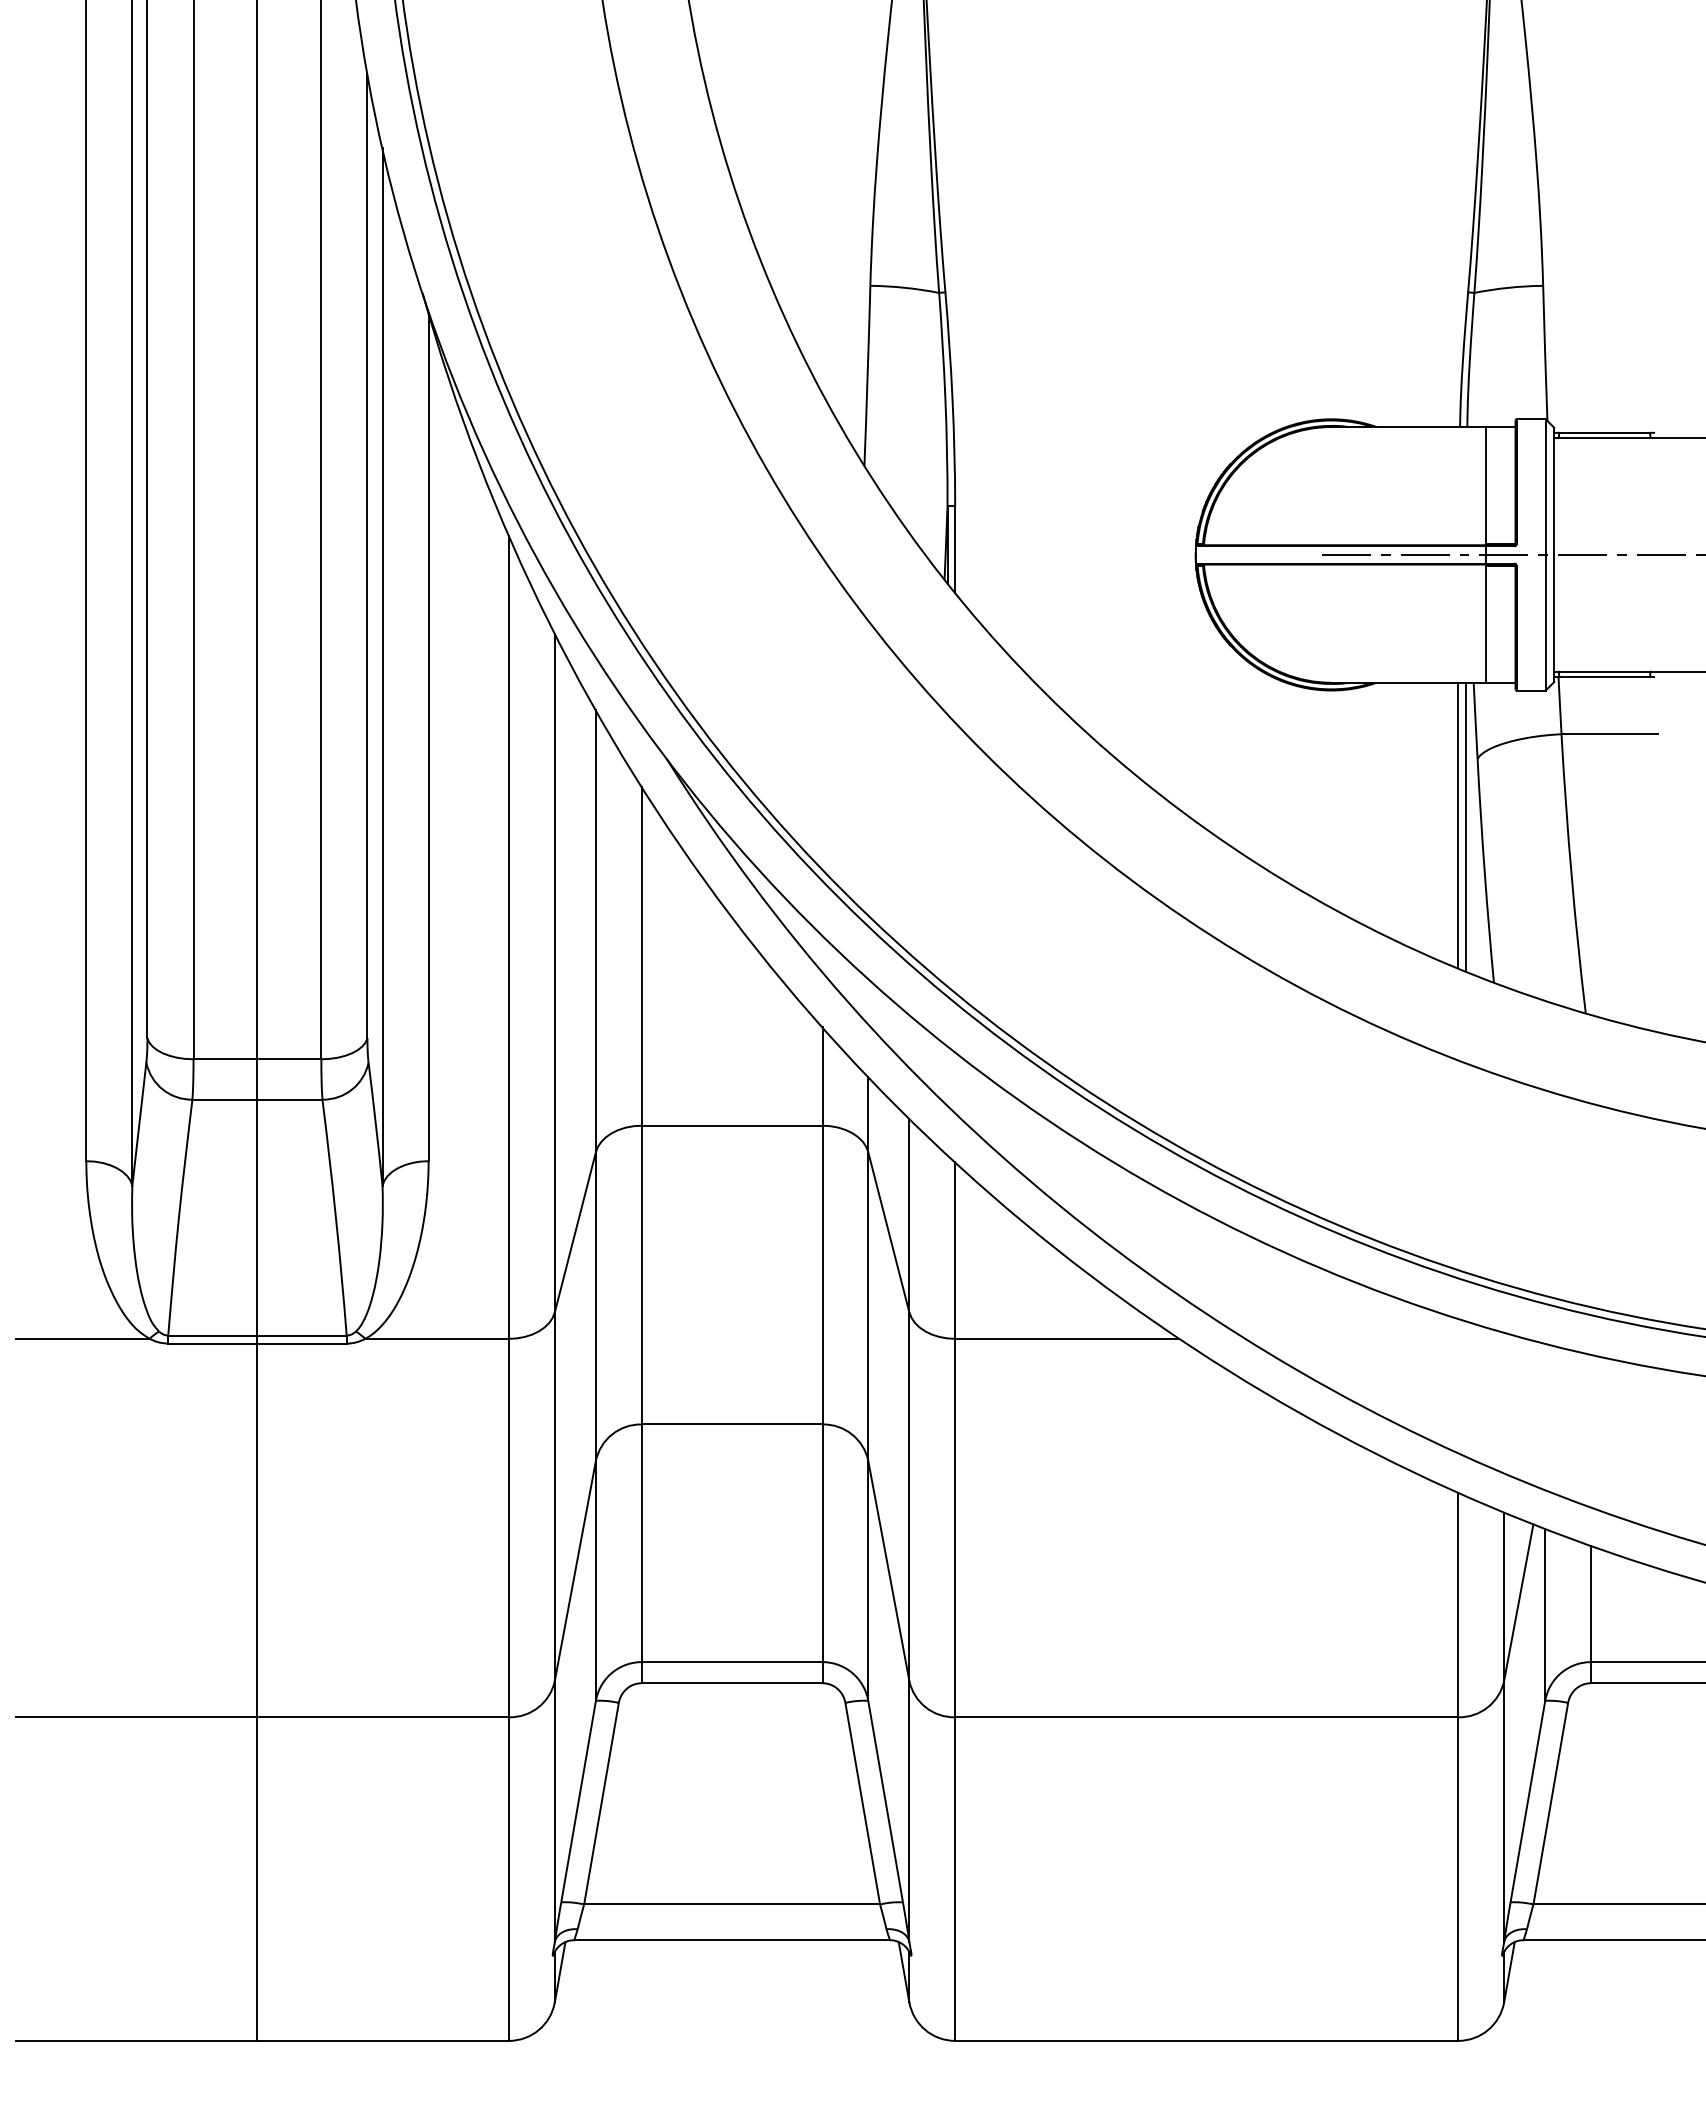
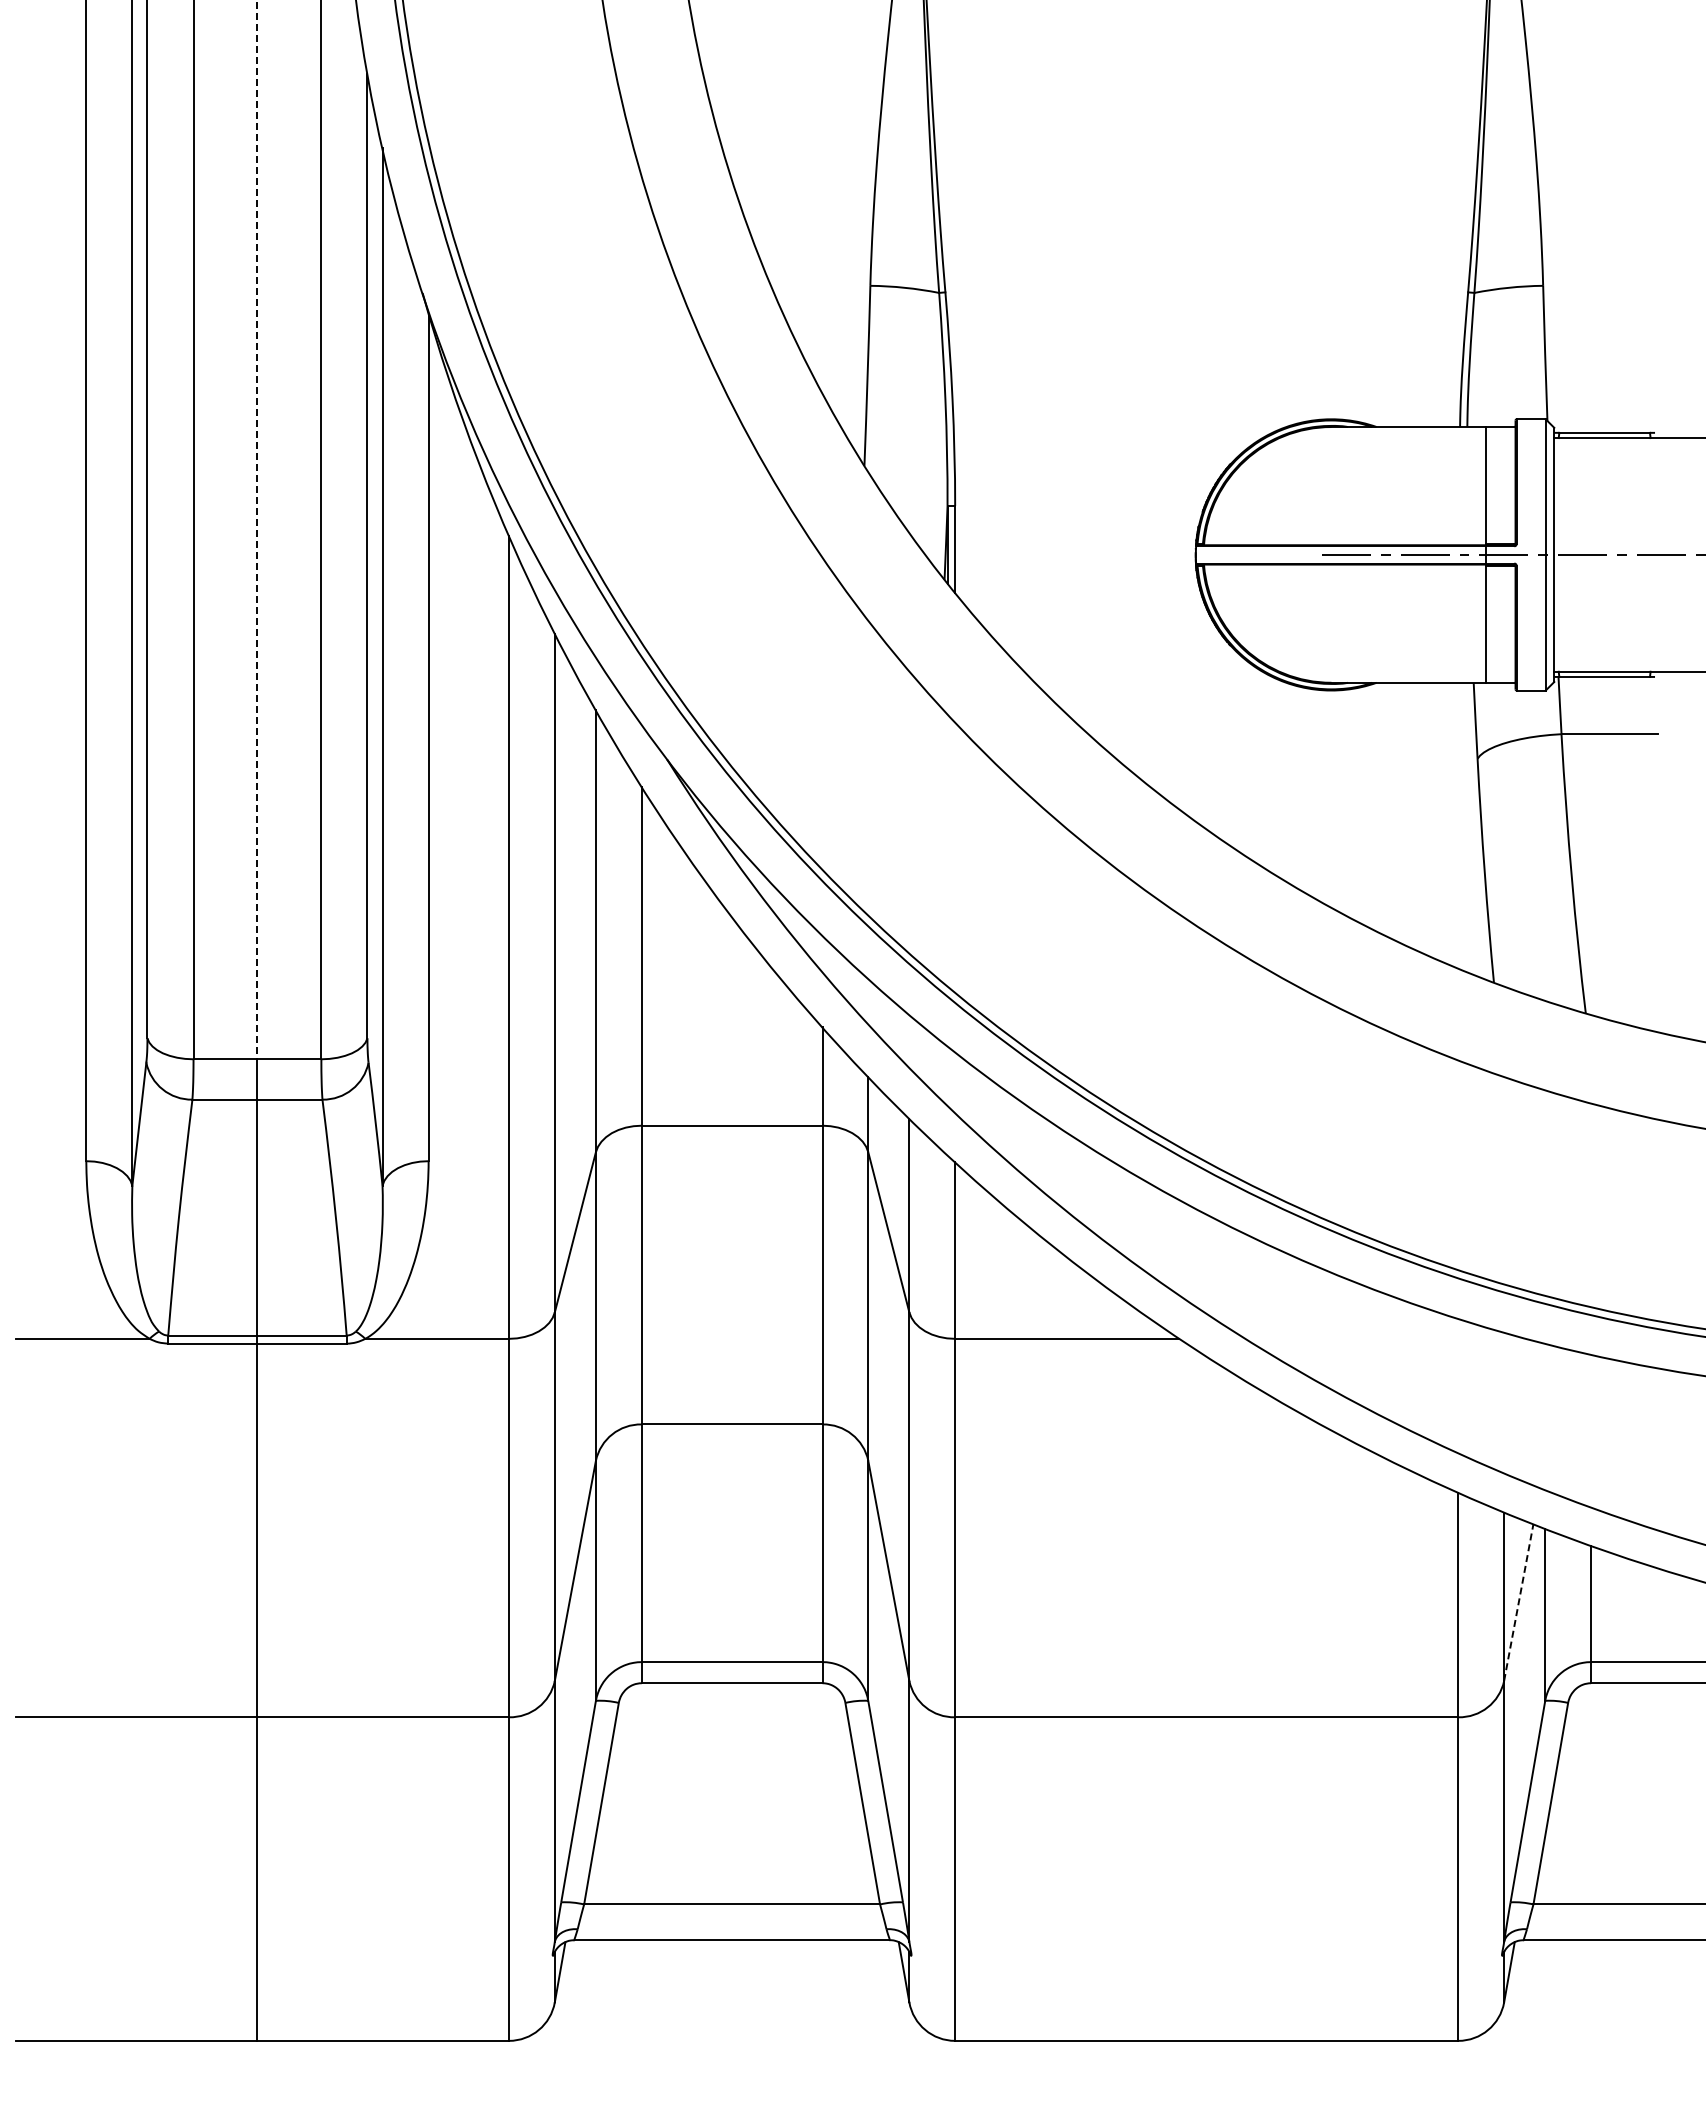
line: solid -> dashed (257, 530)
line: present -> none (1458, 825)
line: present -> none (1465, 826)
line: solid -> dashed (1518, 1602)
